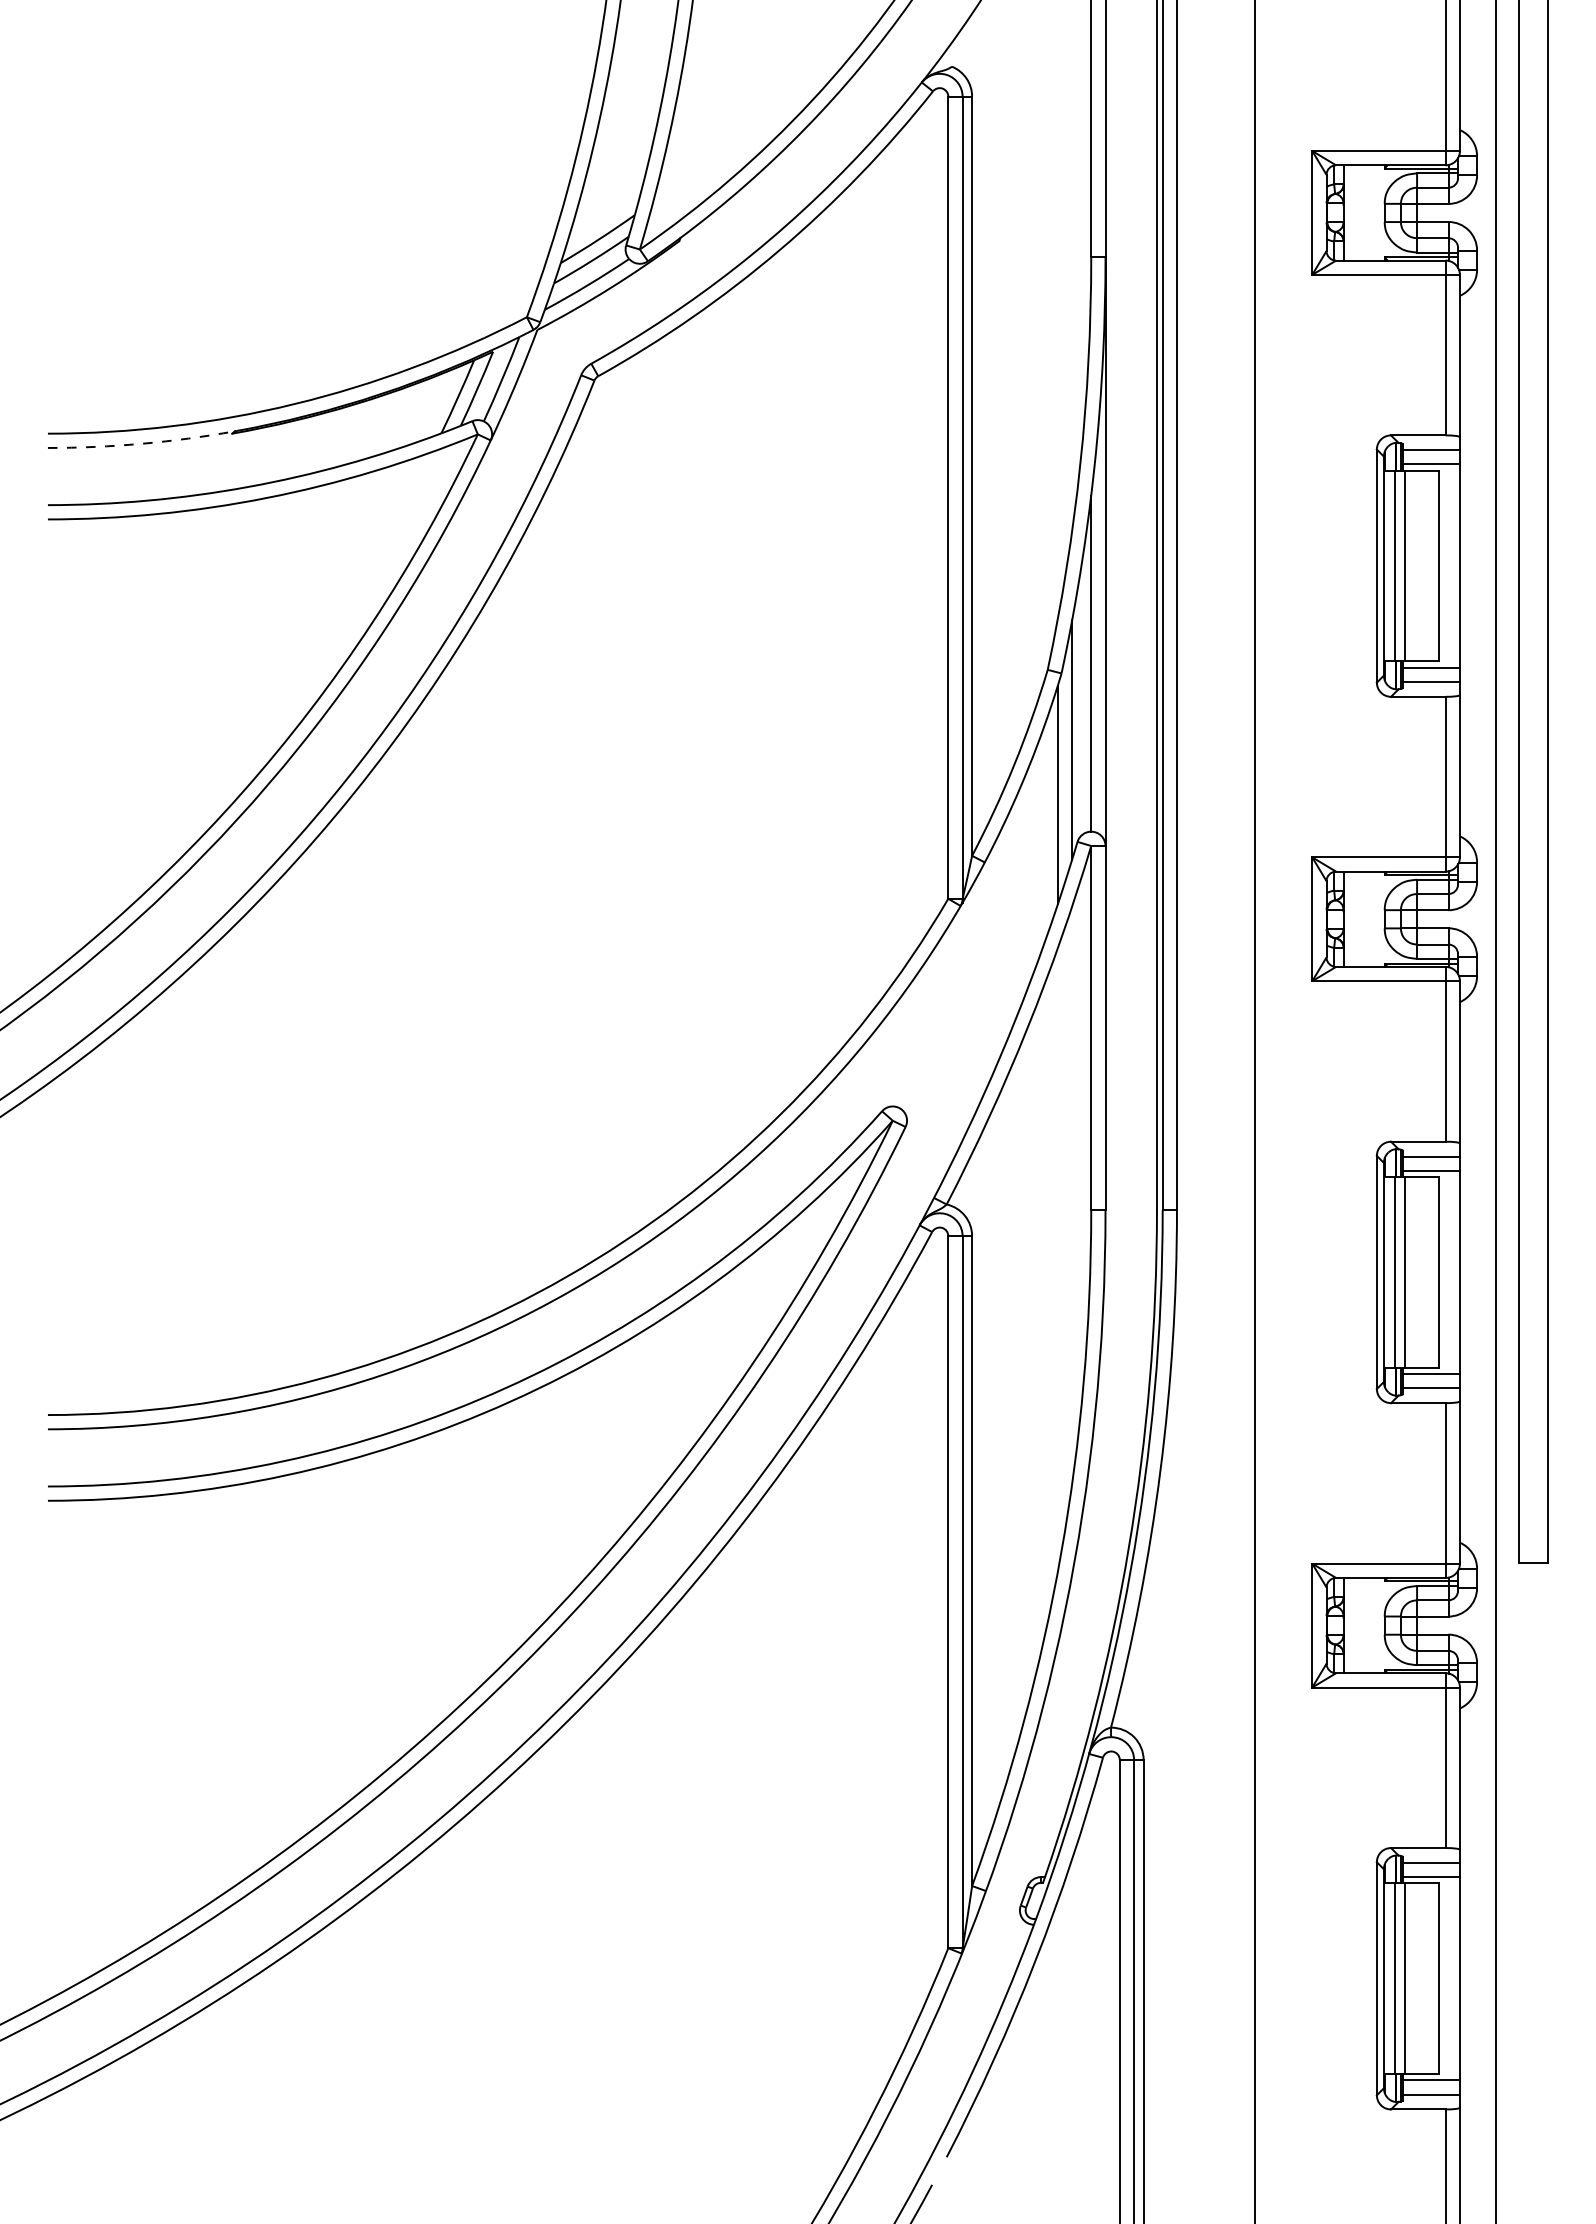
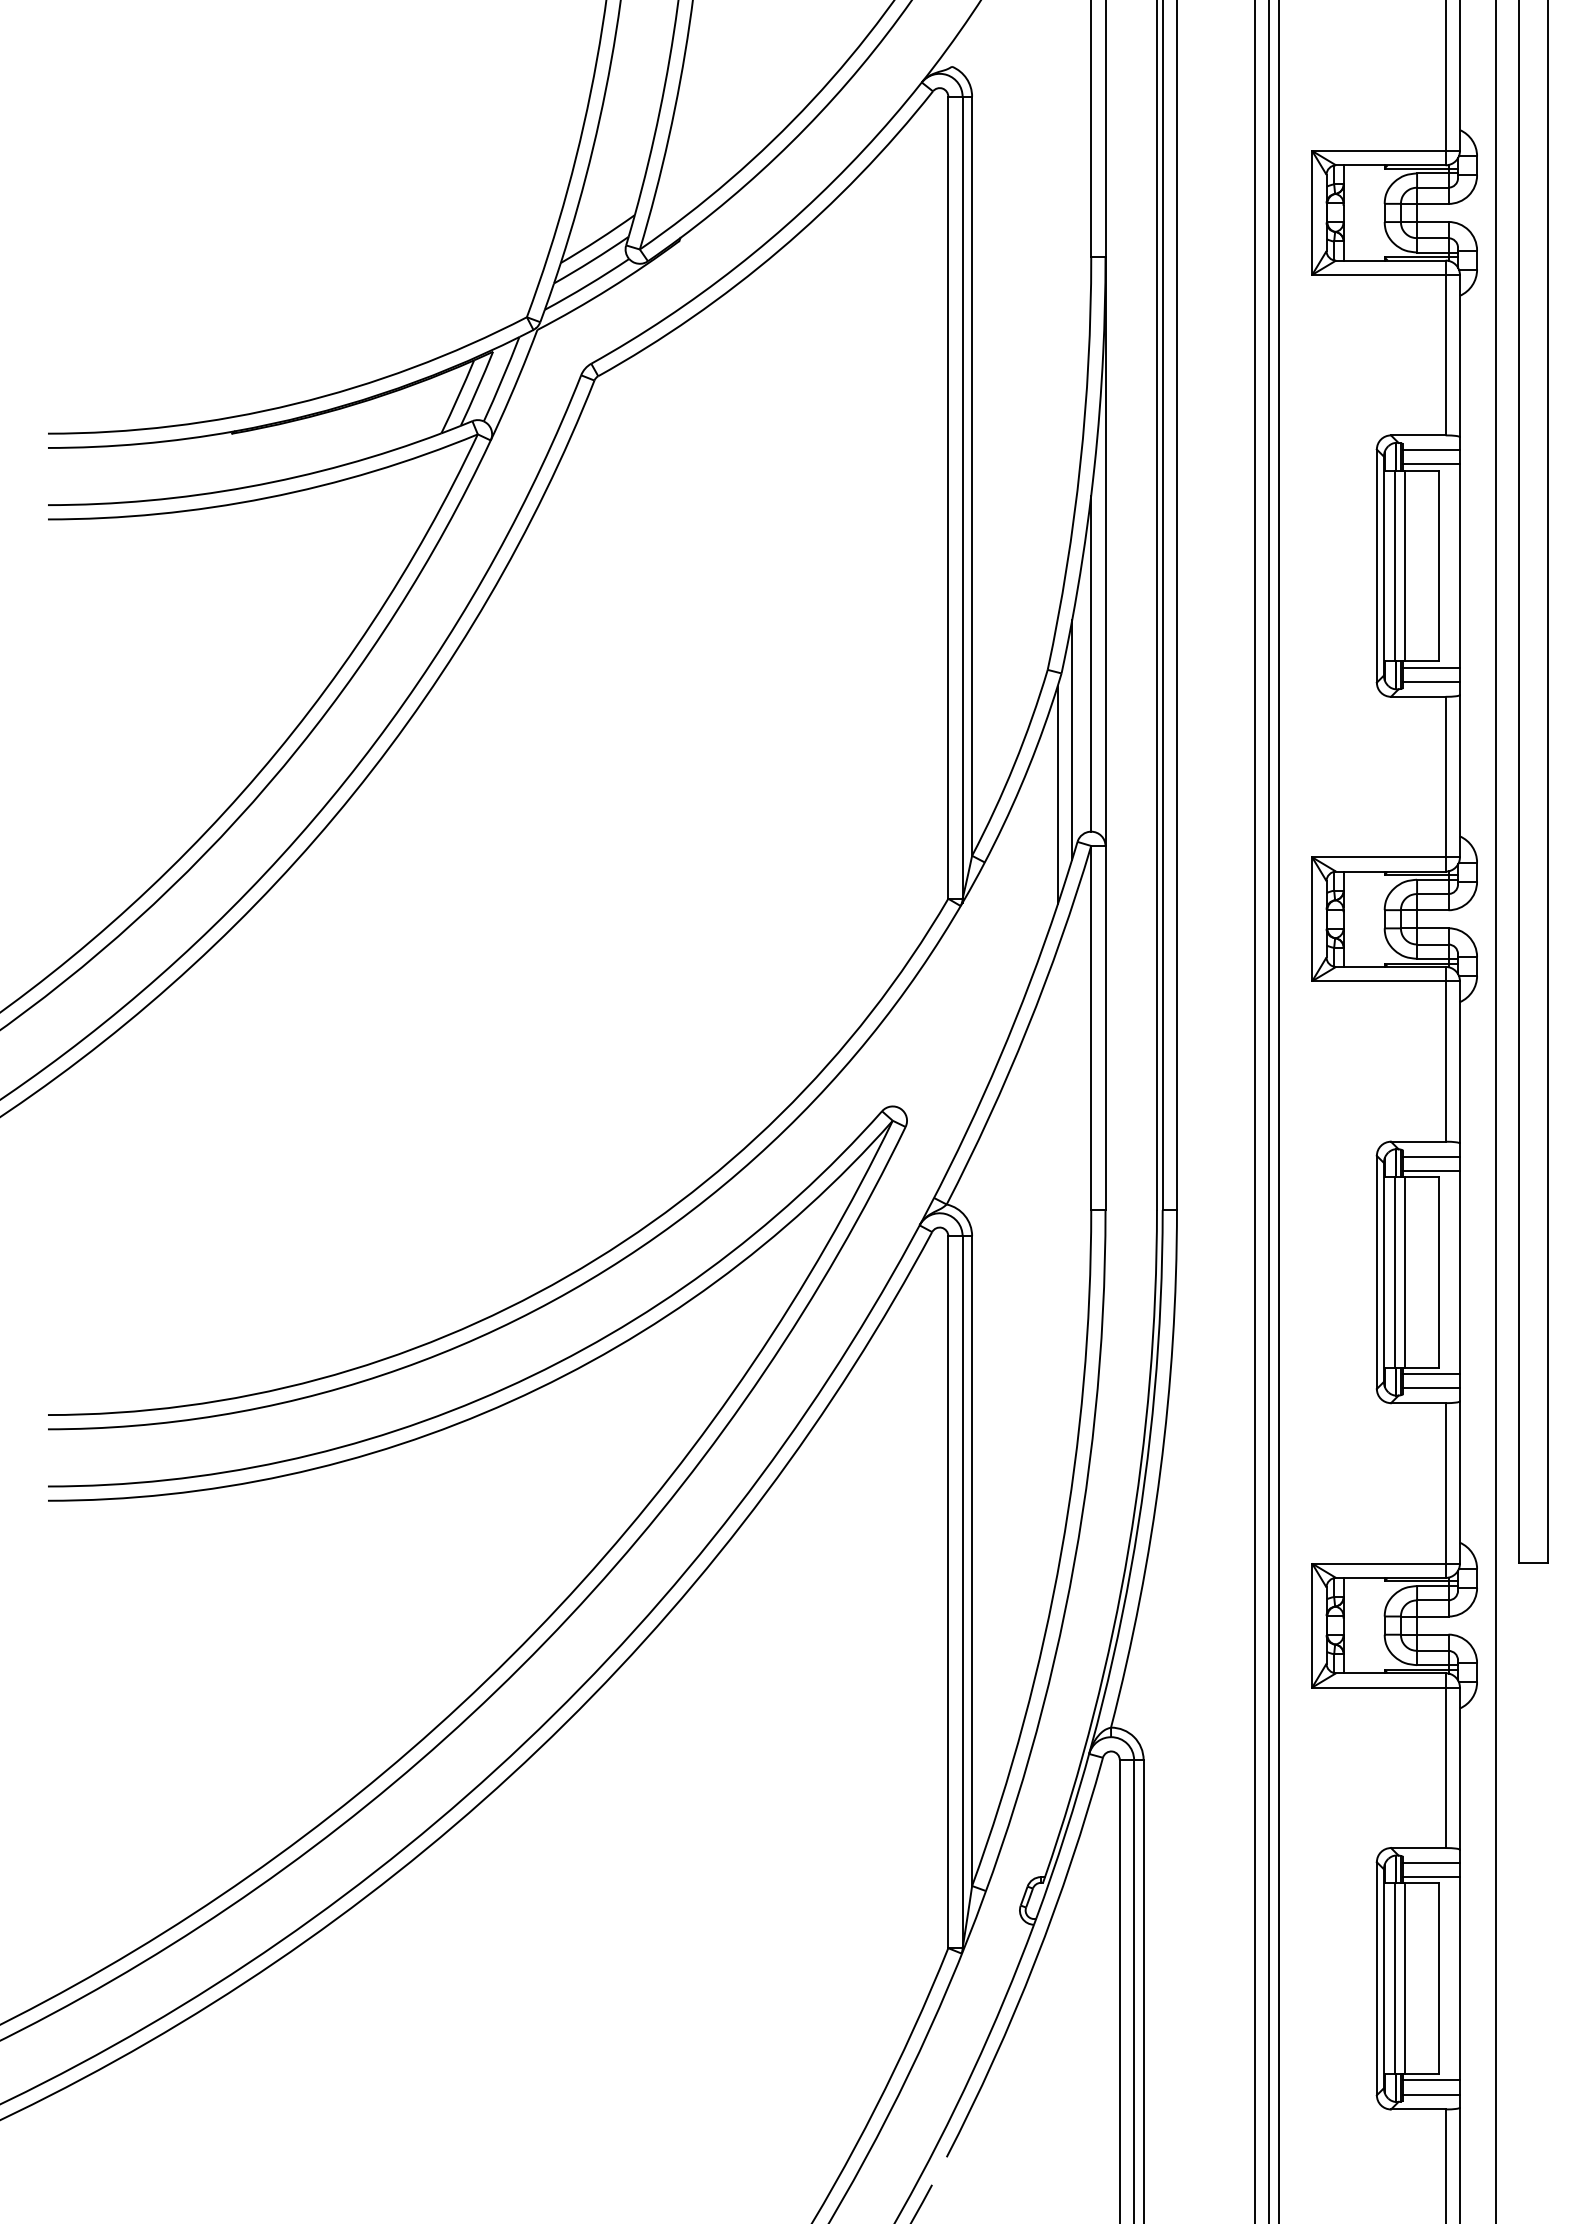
arc: dashed -> solid (141, 443)
line: none -> present (1269, 1111)
line: none -> present (1278, 1111)
